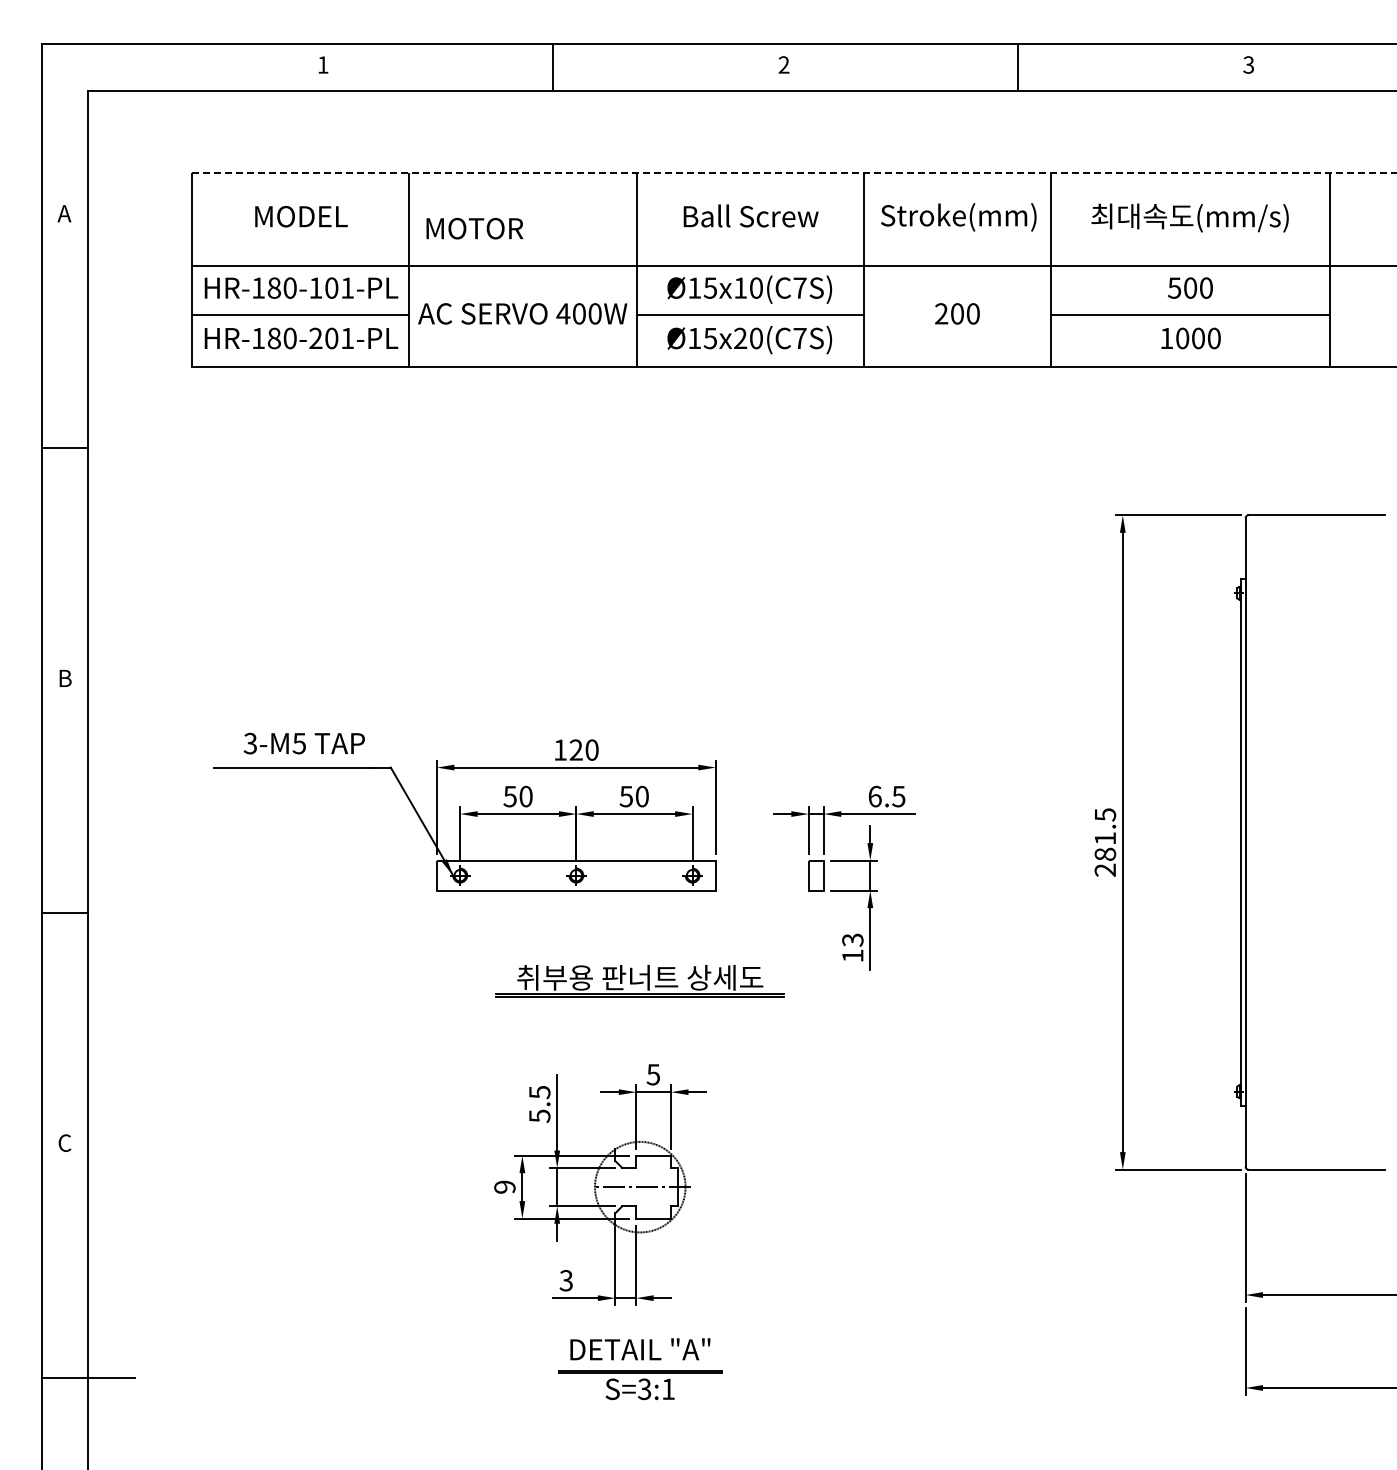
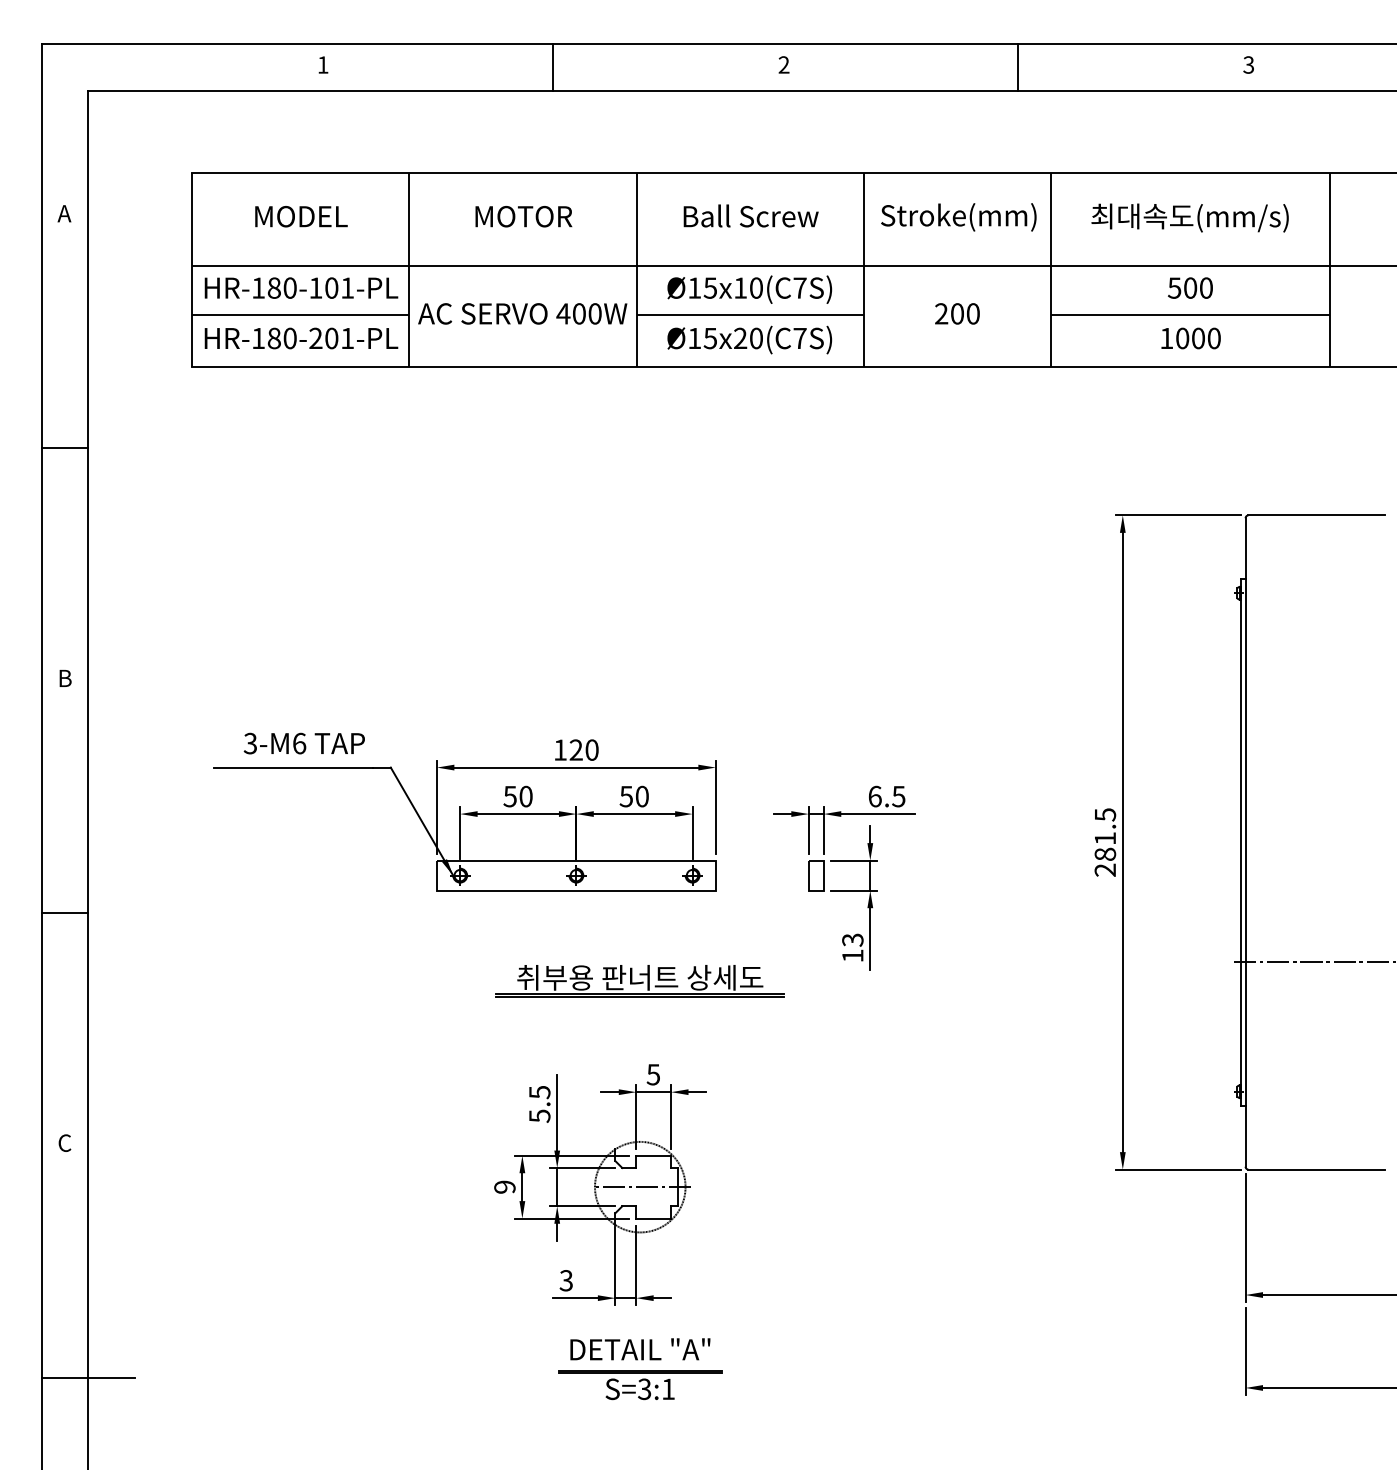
line: dashed -> solid (794, 172)
text position: (474, 228) -> (523, 216) (523, 216)
text: 3-M5 -> 3-M6 (299, 743)
line: none -> present (1313, 961)
